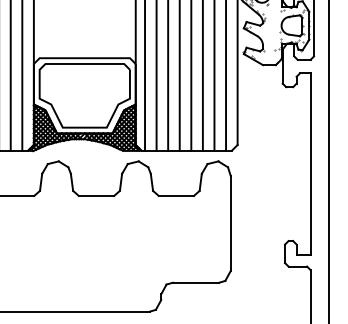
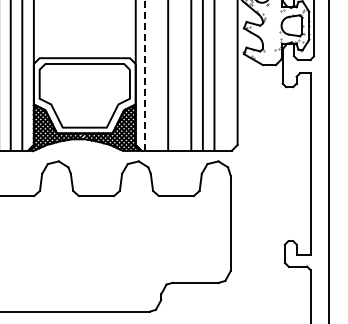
line: solid -> dashed (145, 75)
line: present -> none (156, 76)
line: present -> none (179, 76)
line: present -> none (226, 76)
